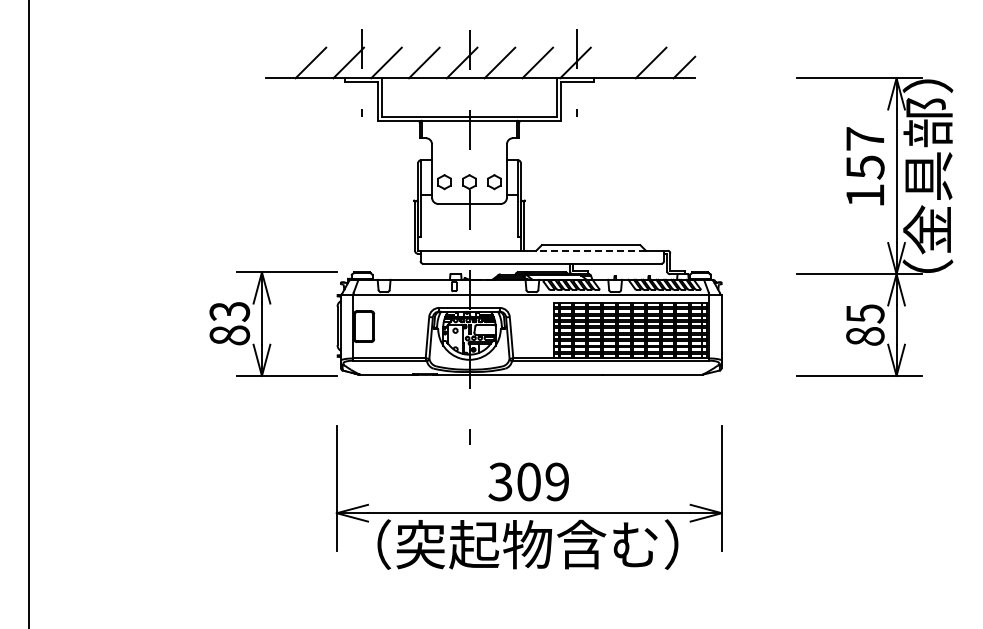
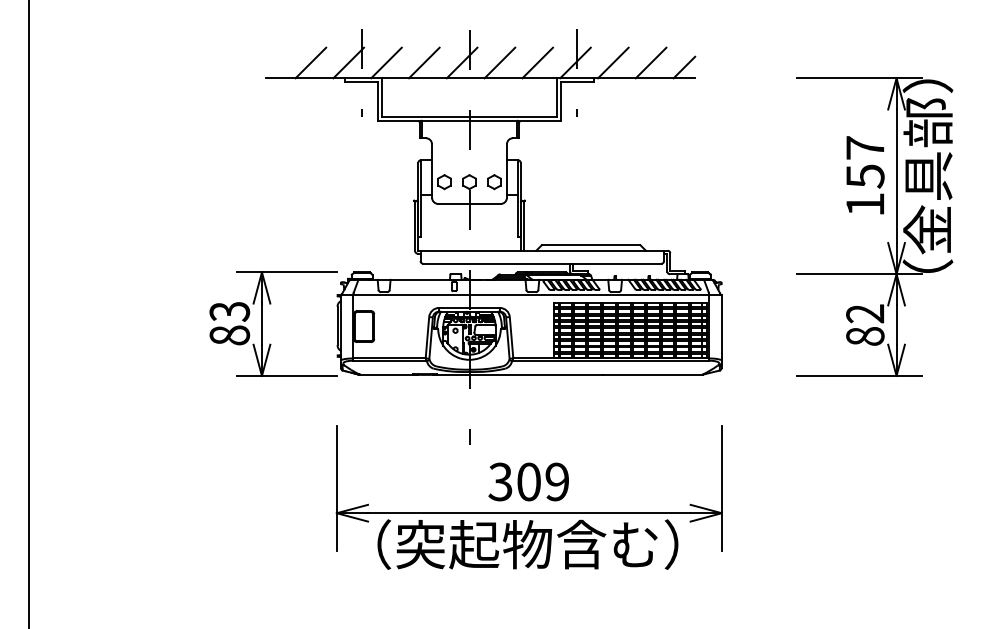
line: none -> present (613, 62)
text position: (865, 166) -> (865, 175) (865, 175)
line: dashed -> solid (591, 250)
text: 85 -> 82 (865, 313)
